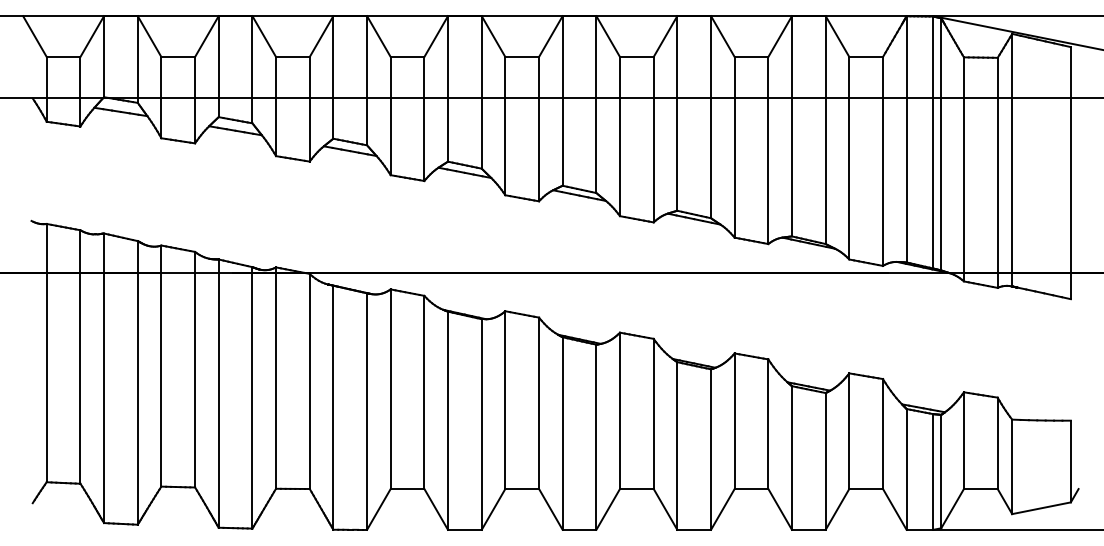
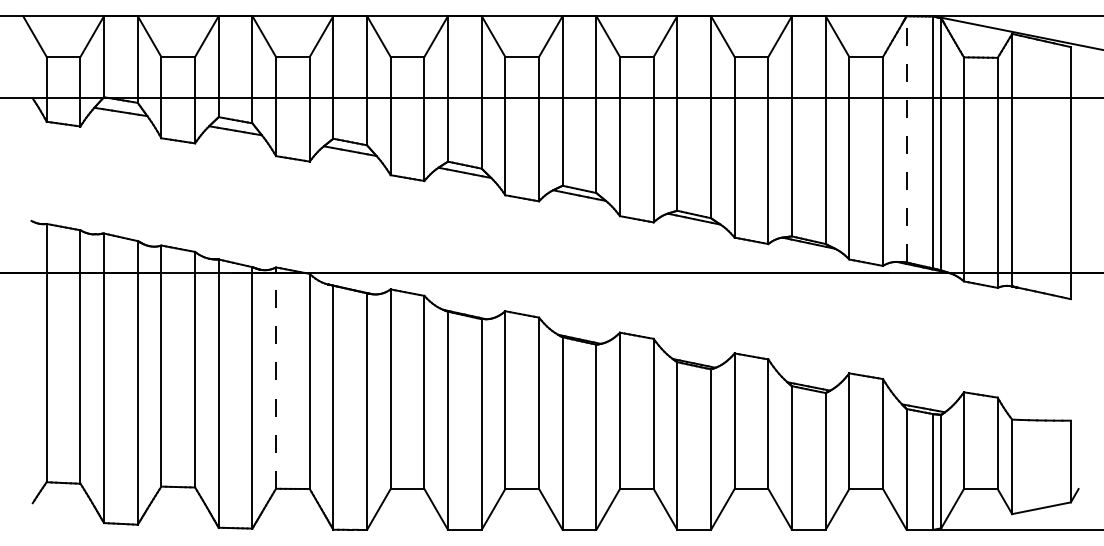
line: solid -> dashed (906, 138)
line: solid -> dashed (276, 378)
